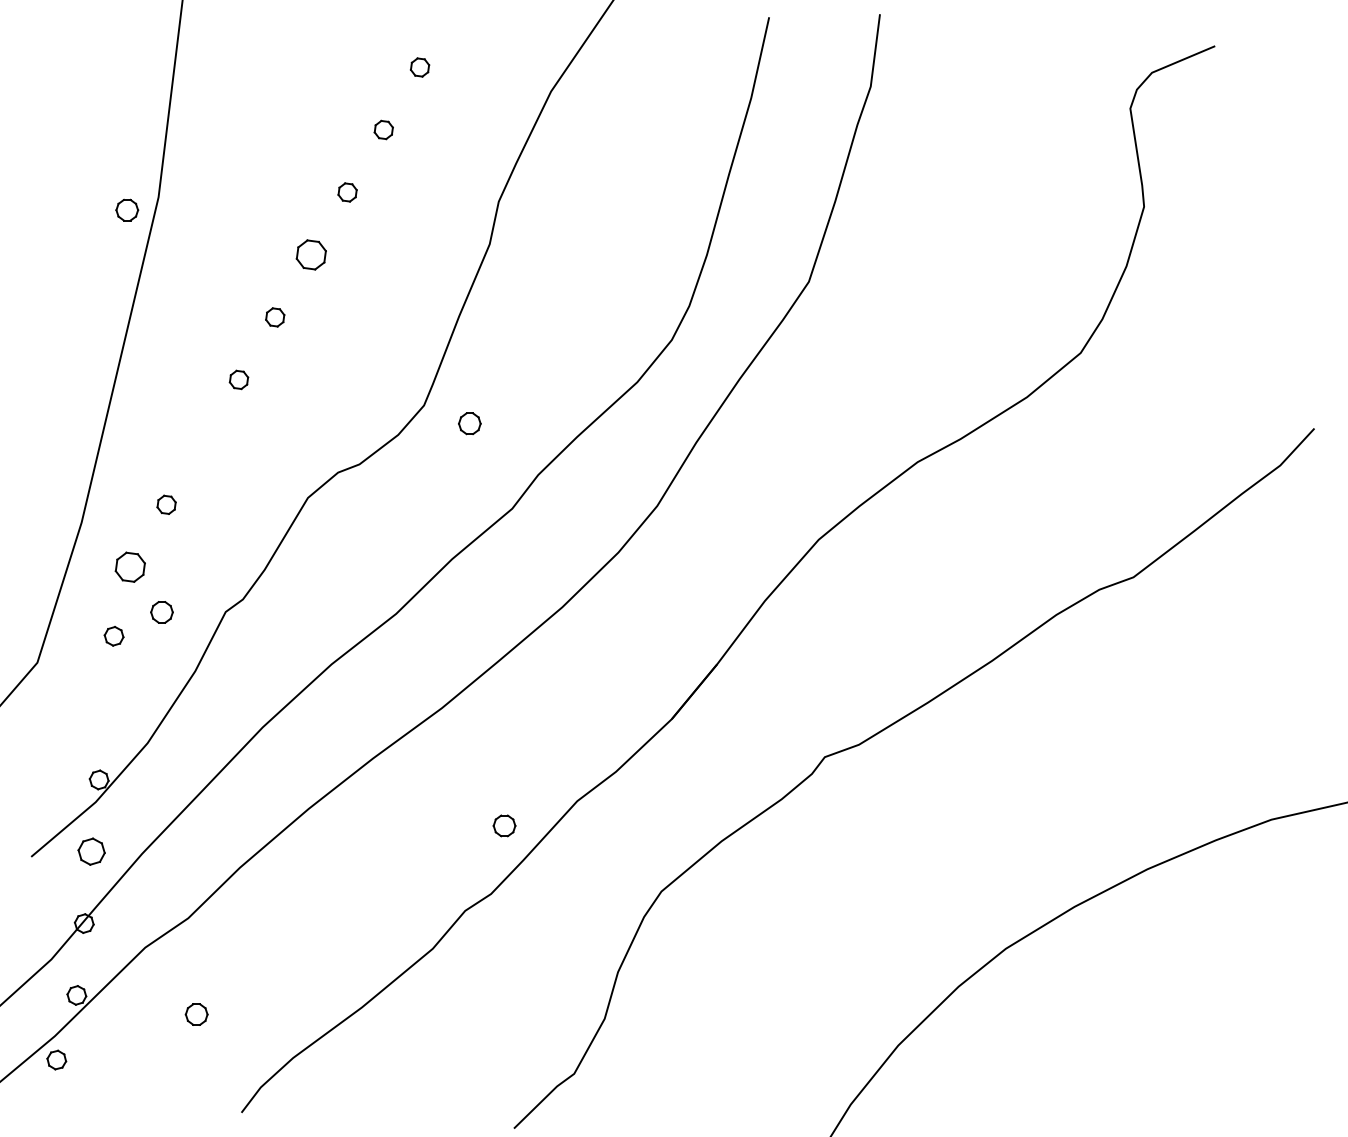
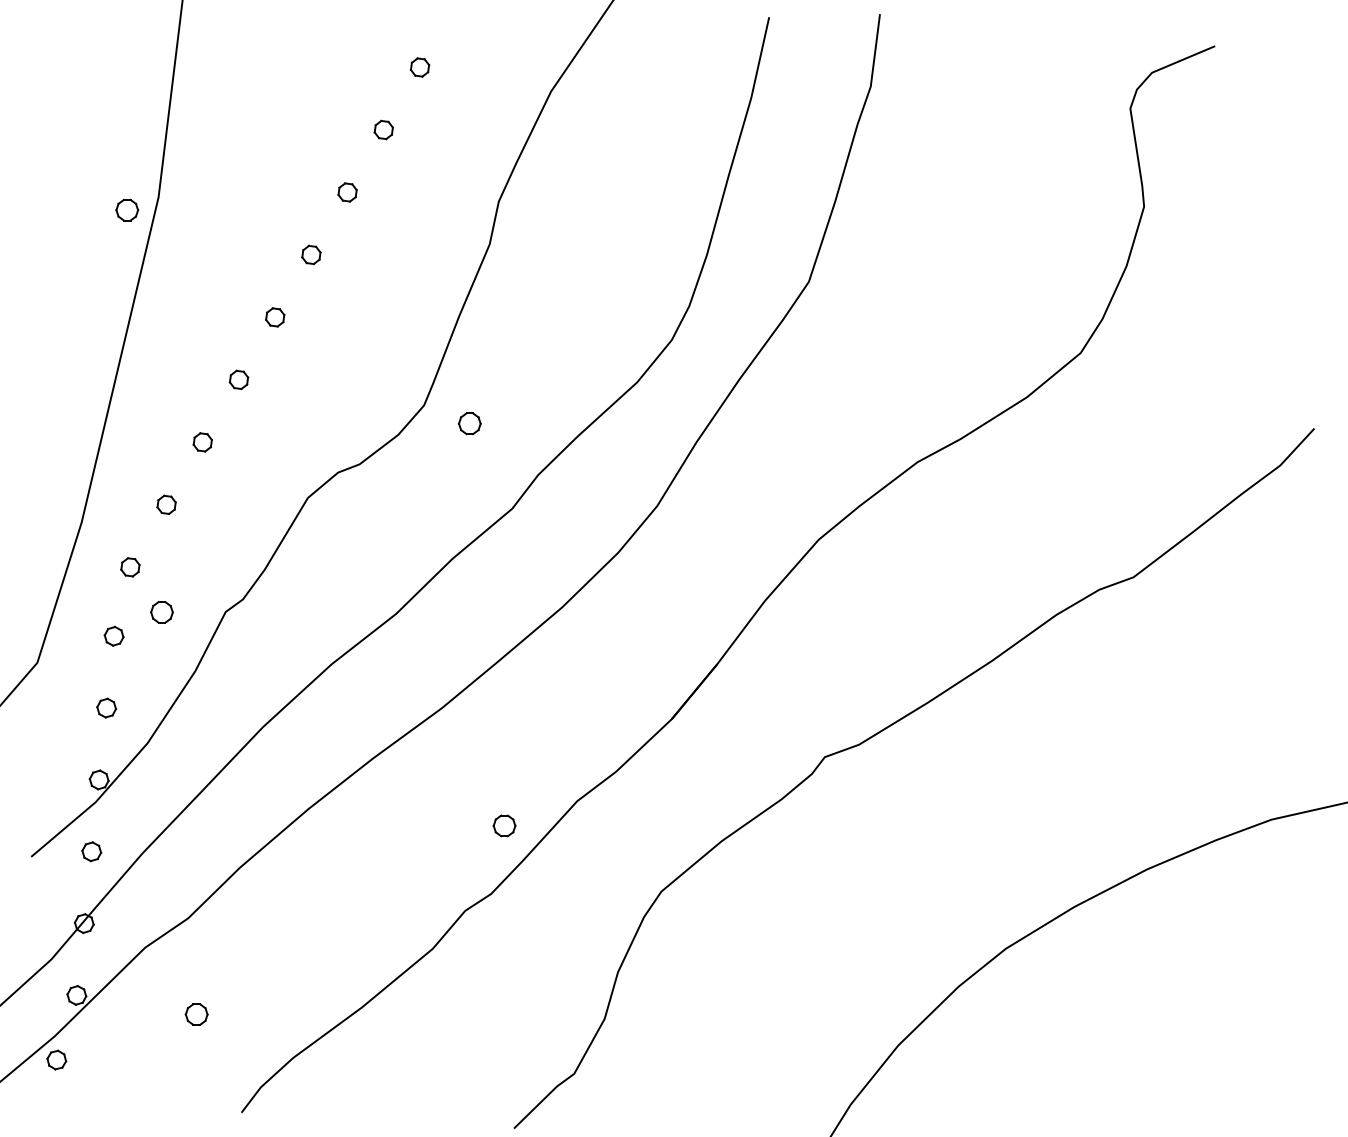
part size: 32x32 px -> 21x22 px (311, 254)
part: none -> present (202, 442)
part size: 32x32 px -> 21x21 px (130, 567)
part: none -> present (106, 707)
part size: 29x29 px -> 22x22 px (91, 851)
